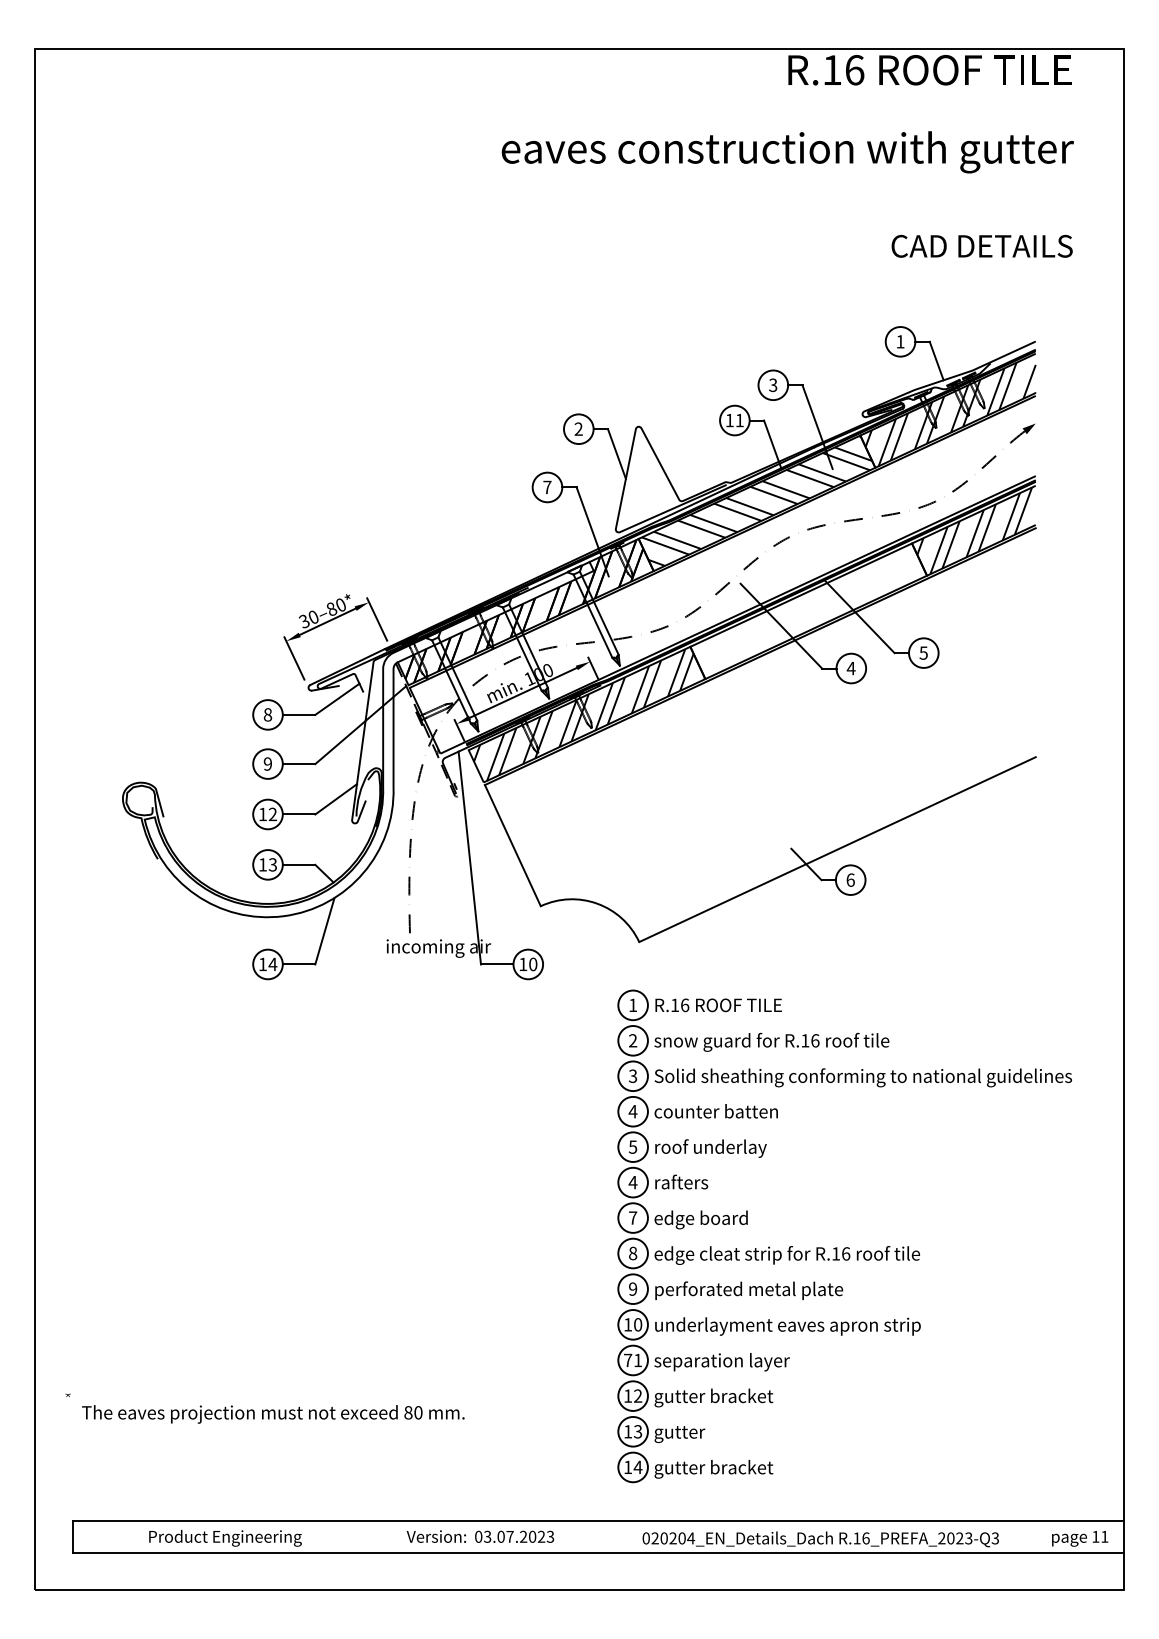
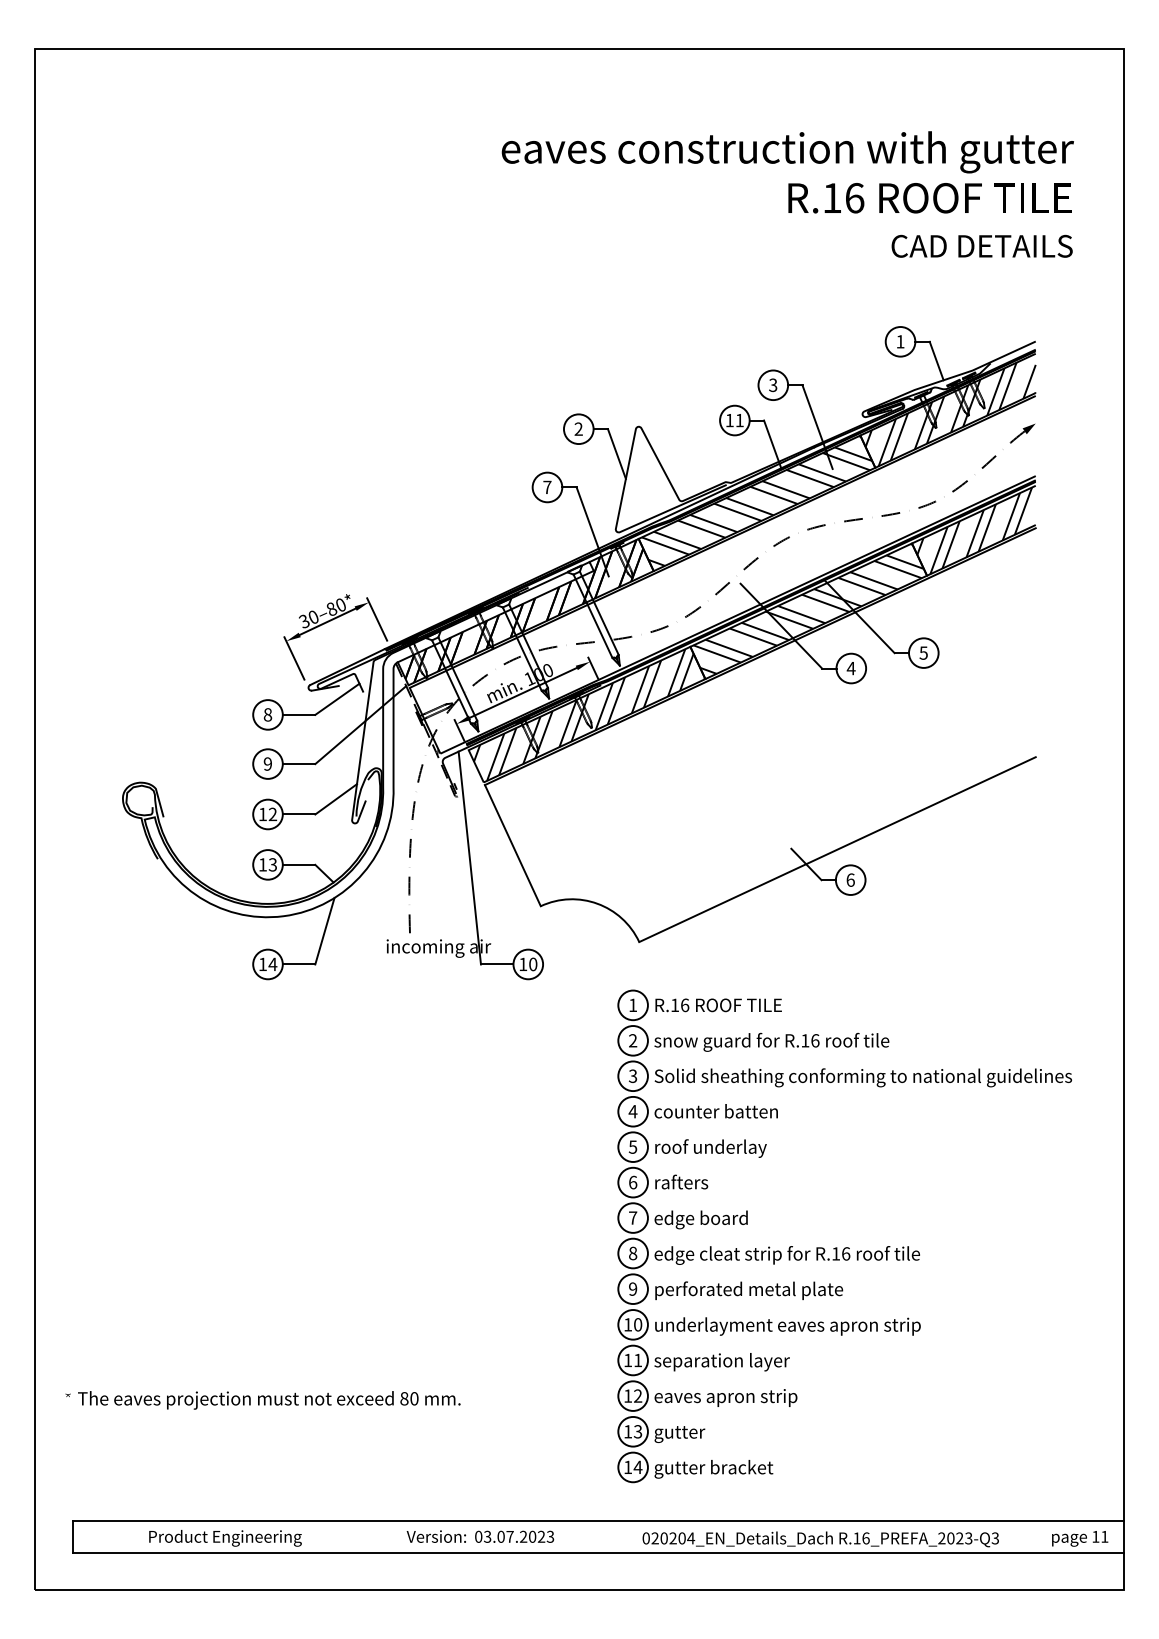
text position: (929, 70) -> (929, 198) (929, 198)
hatch: none -> present (808, 608)
text: 4 -> 6 (632, 1182)
text: 71 -> 11 (628, 1360)
text: gutter bracket -> eaves apron strip (725, 1397)
text position: (273, 1414) -> (269, 1400) (269, 1400)
